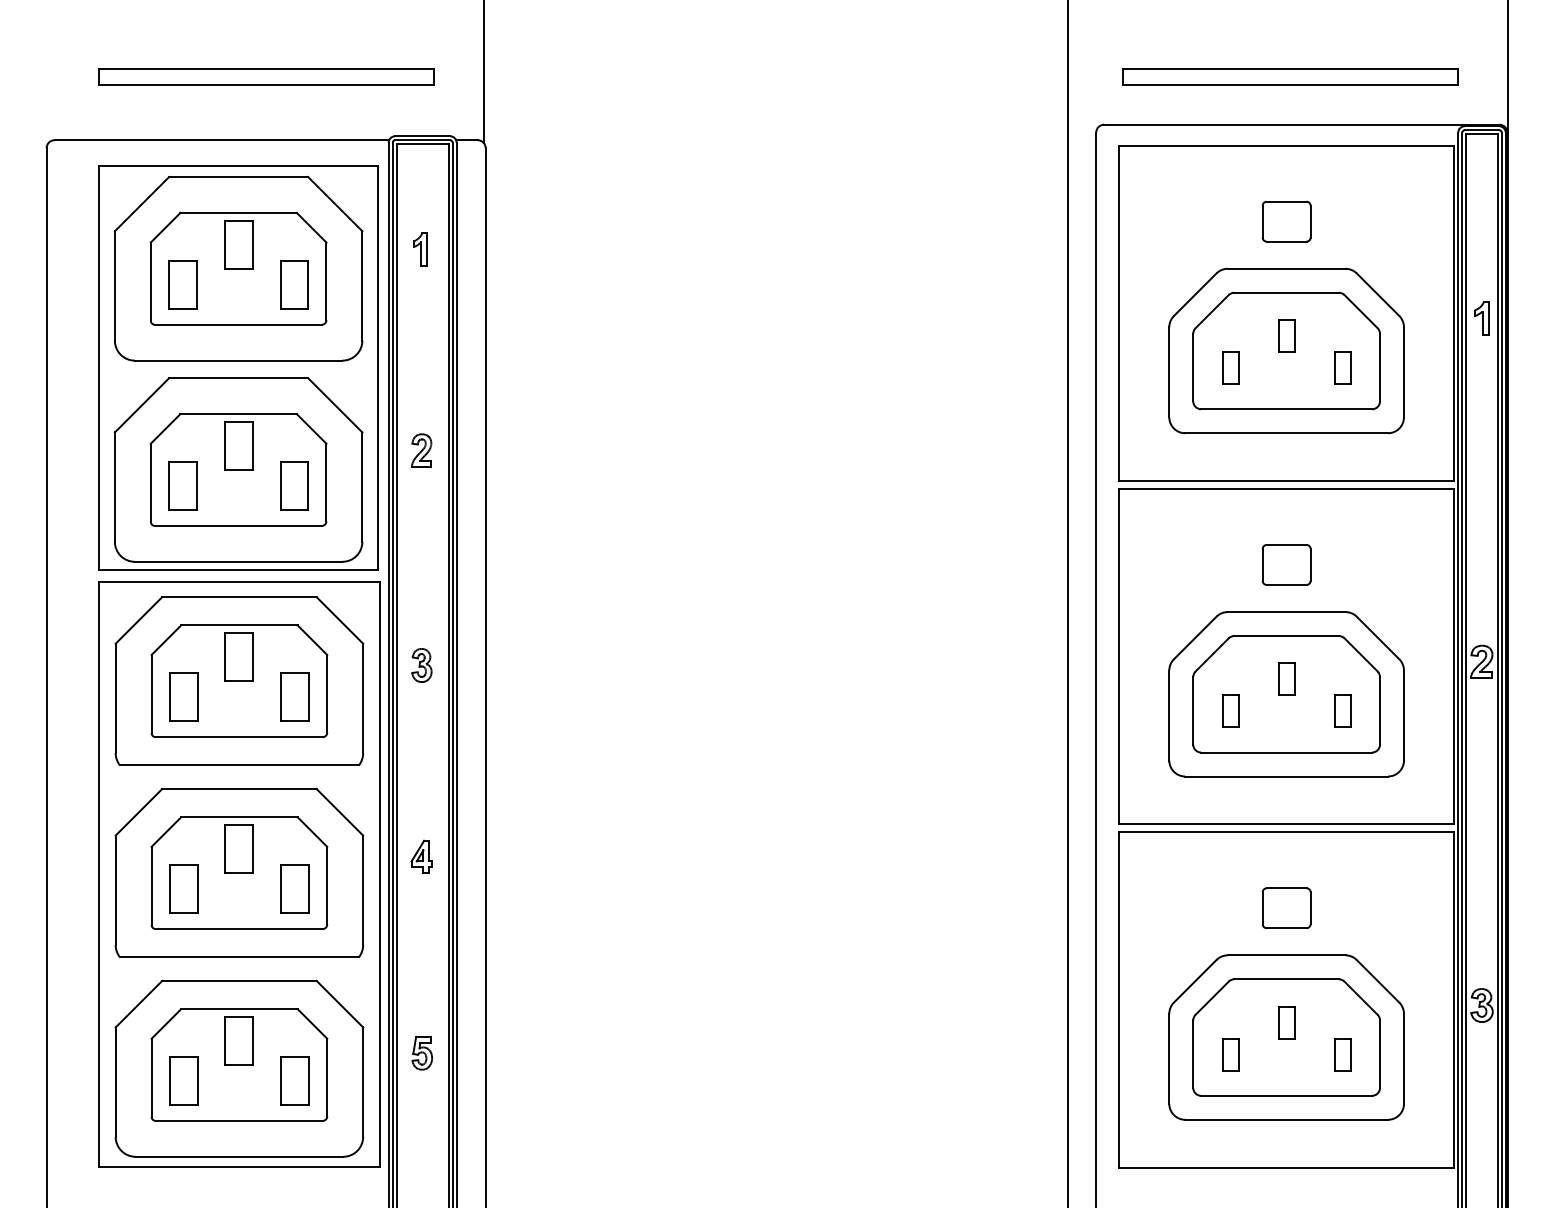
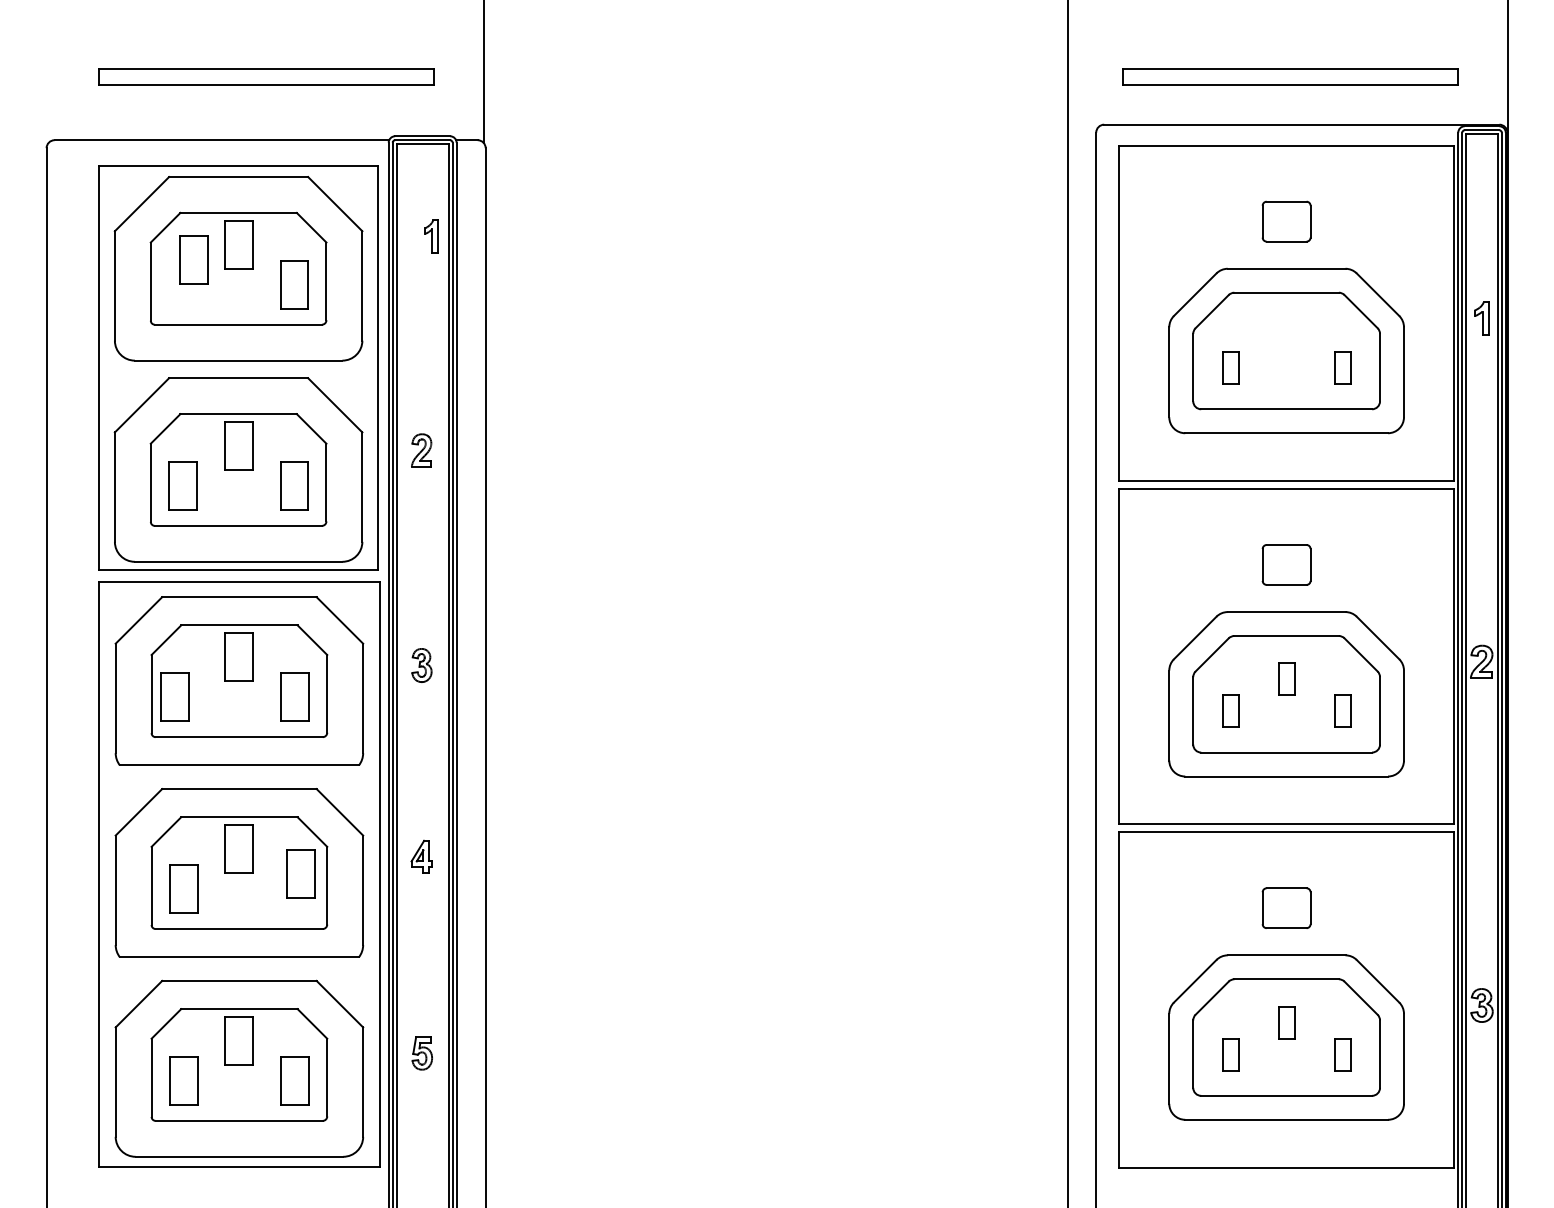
part position: (420, 249) -> (431, 236) (431, 236)
part position: (182, 284) -> (193, 259) (193, 259)
part: present -> none (1286, 335)
part position: (183, 696) -> (174, 696) (174, 696)
part position: (294, 888) -> (300, 873) (300, 873)
